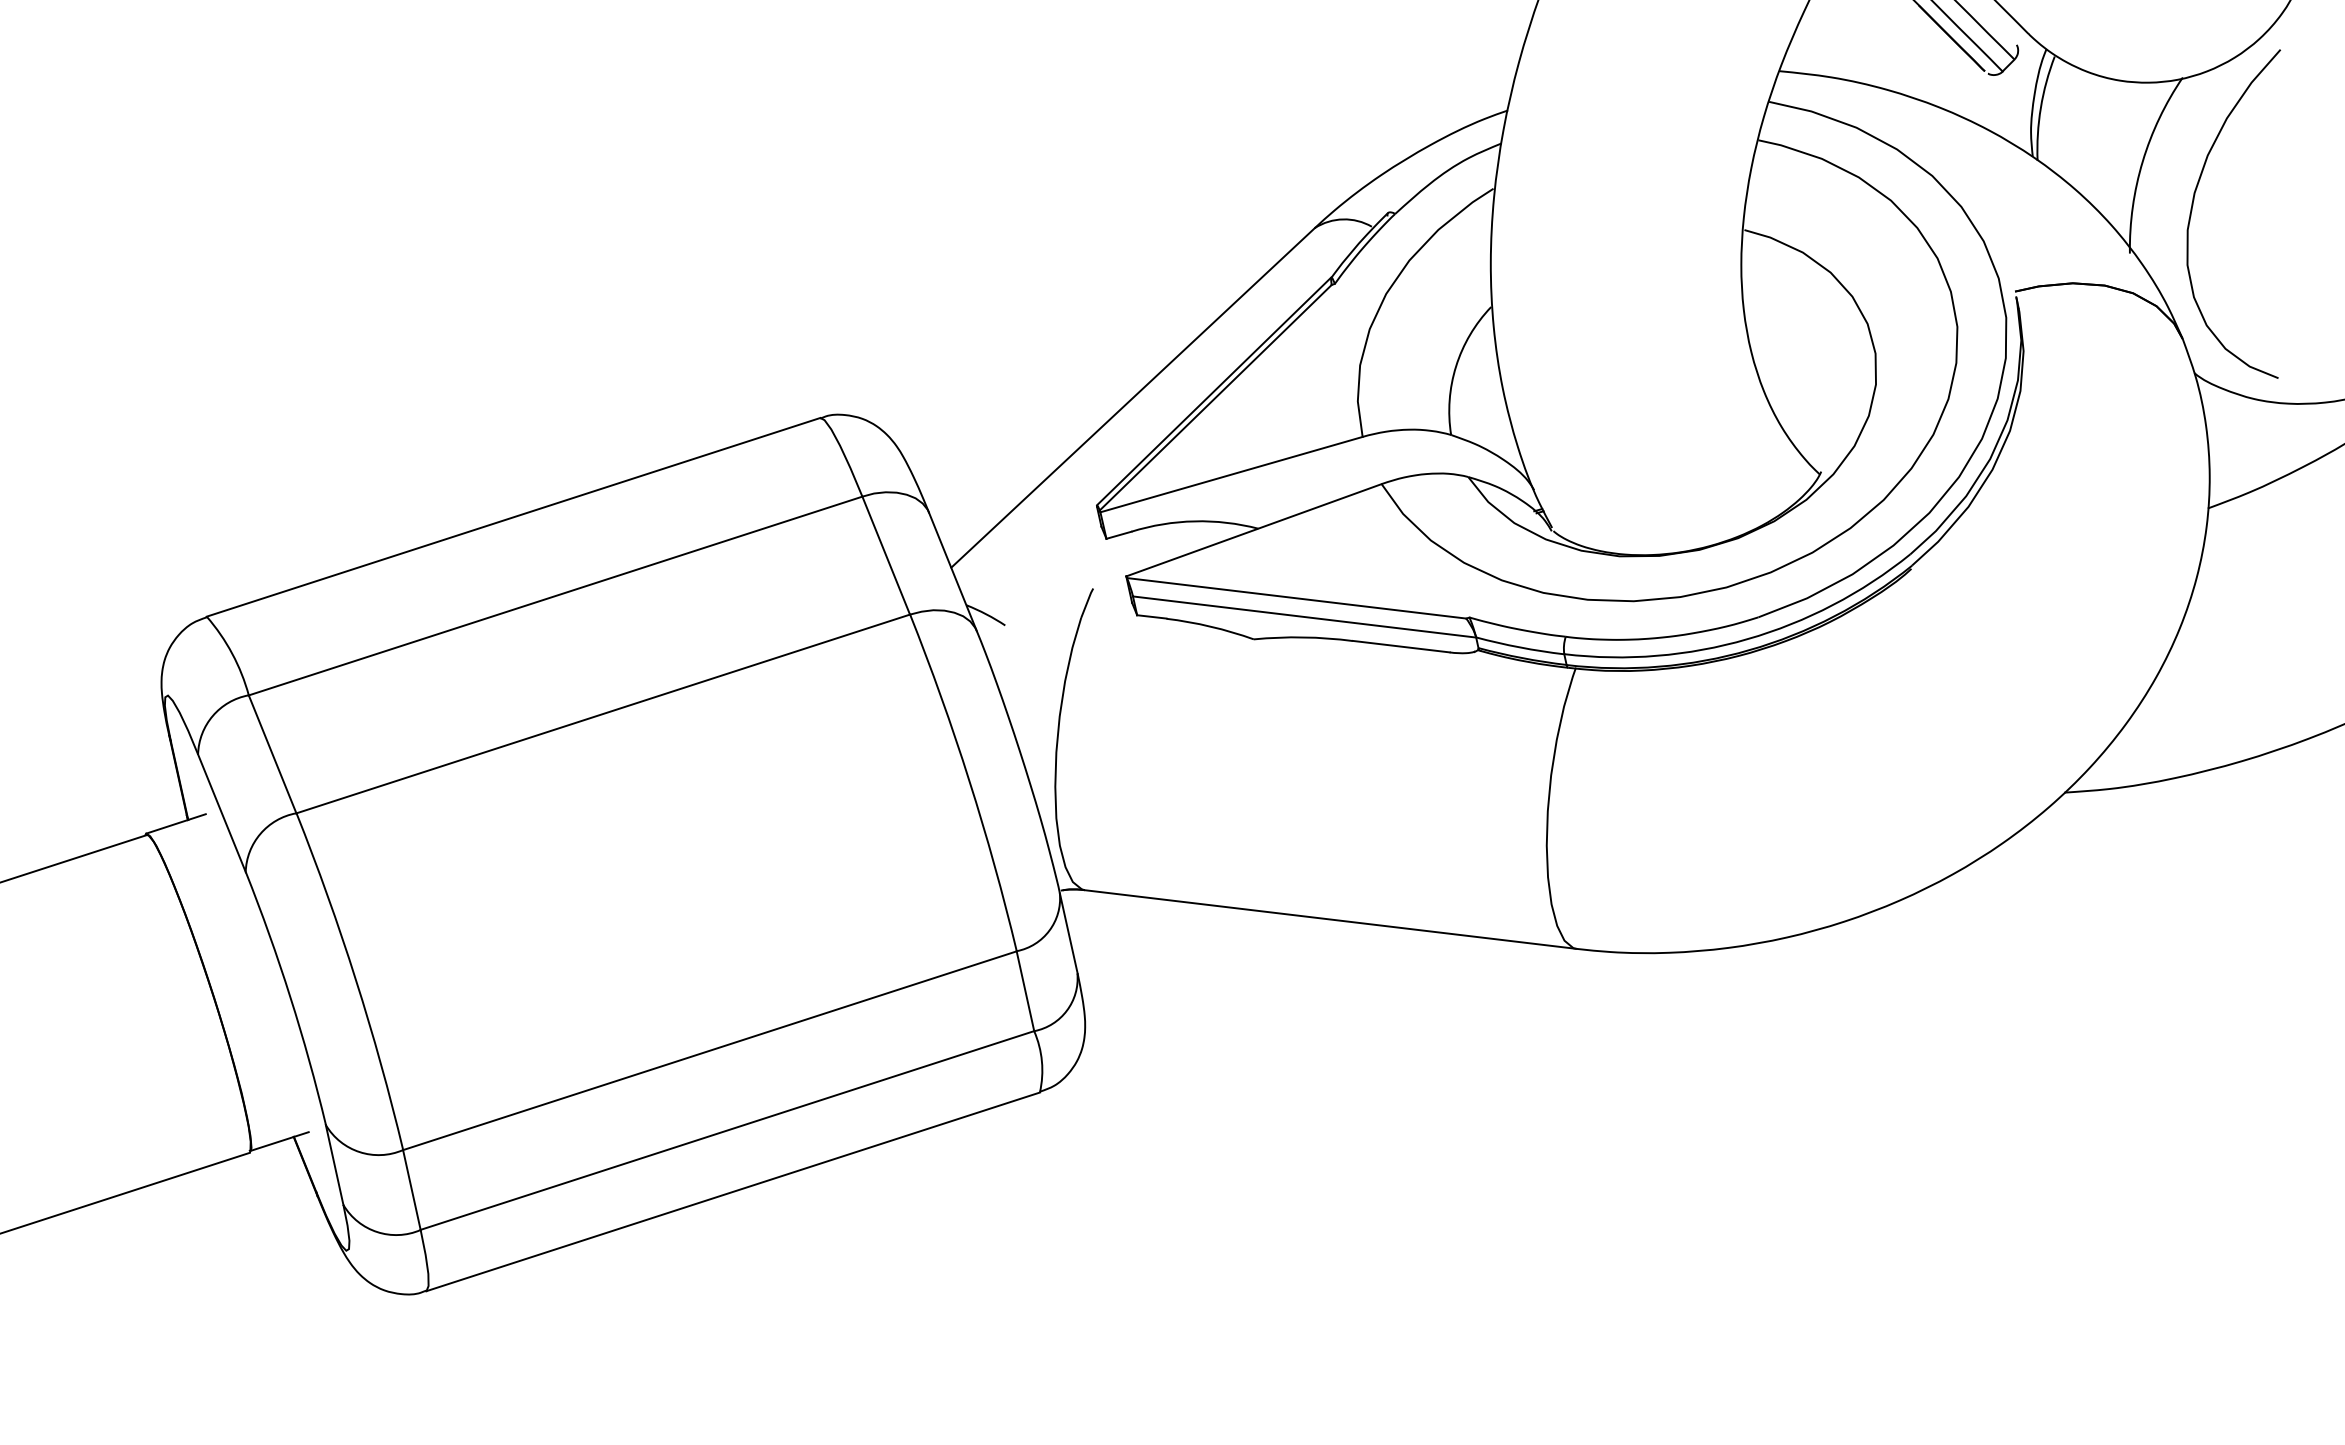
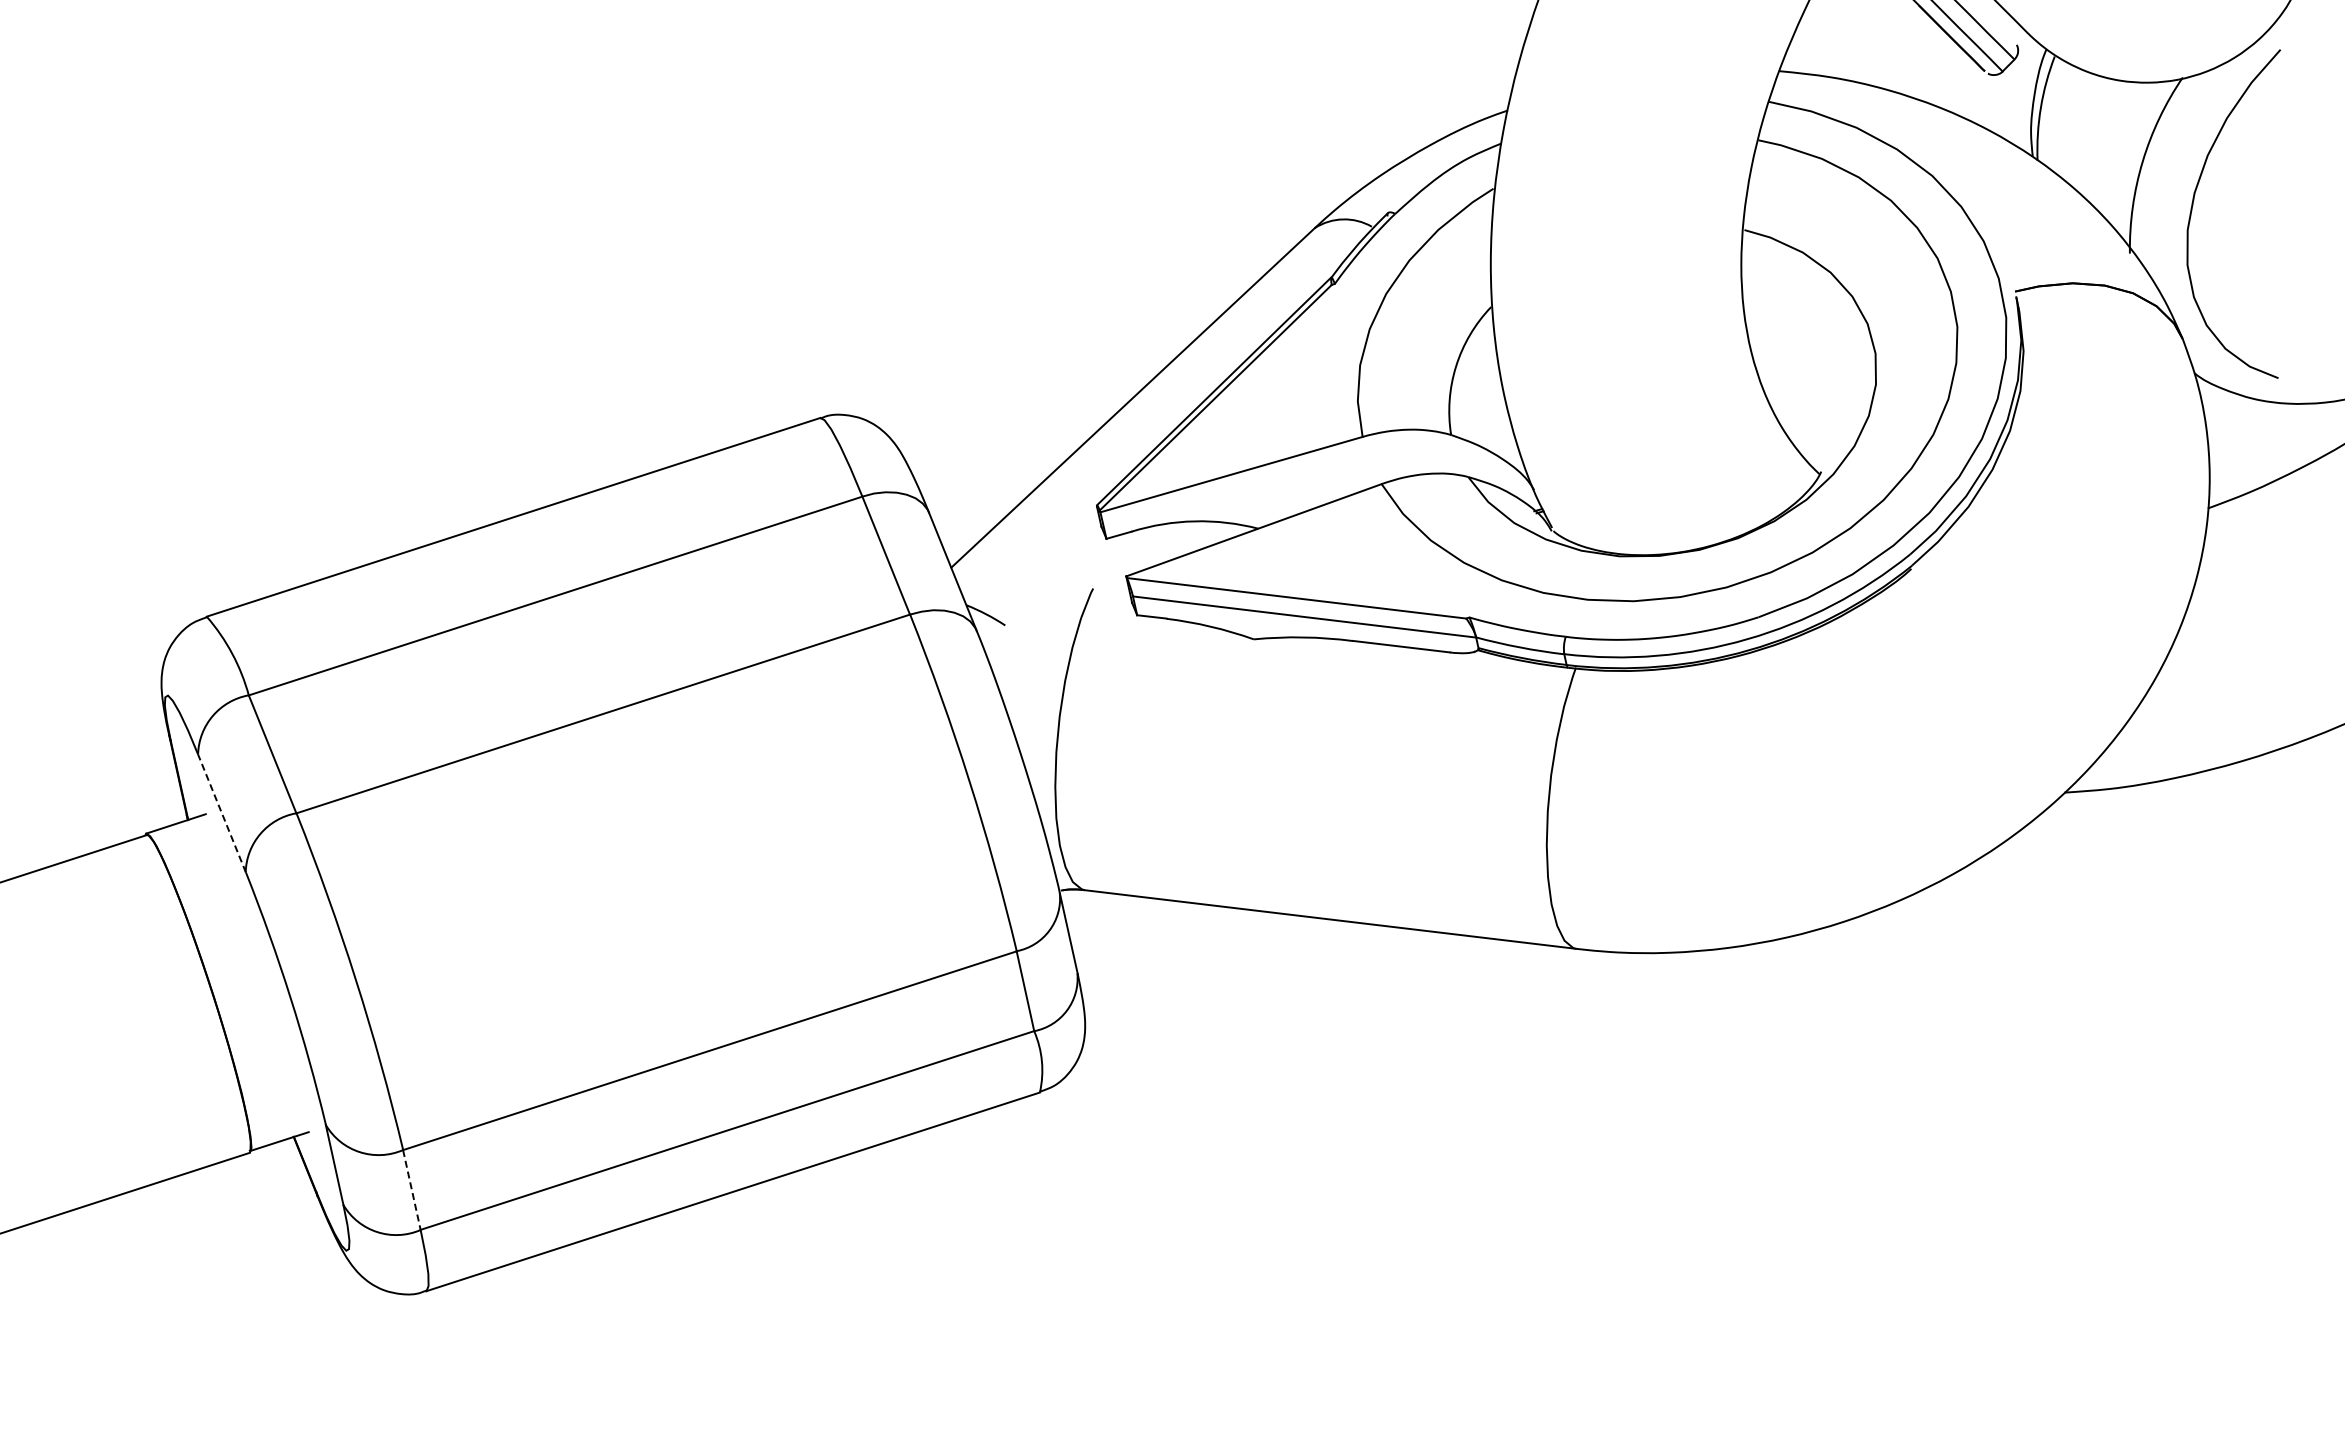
line: solid -> dashed (222, 813)
line: solid -> dashed (411, 1189)
